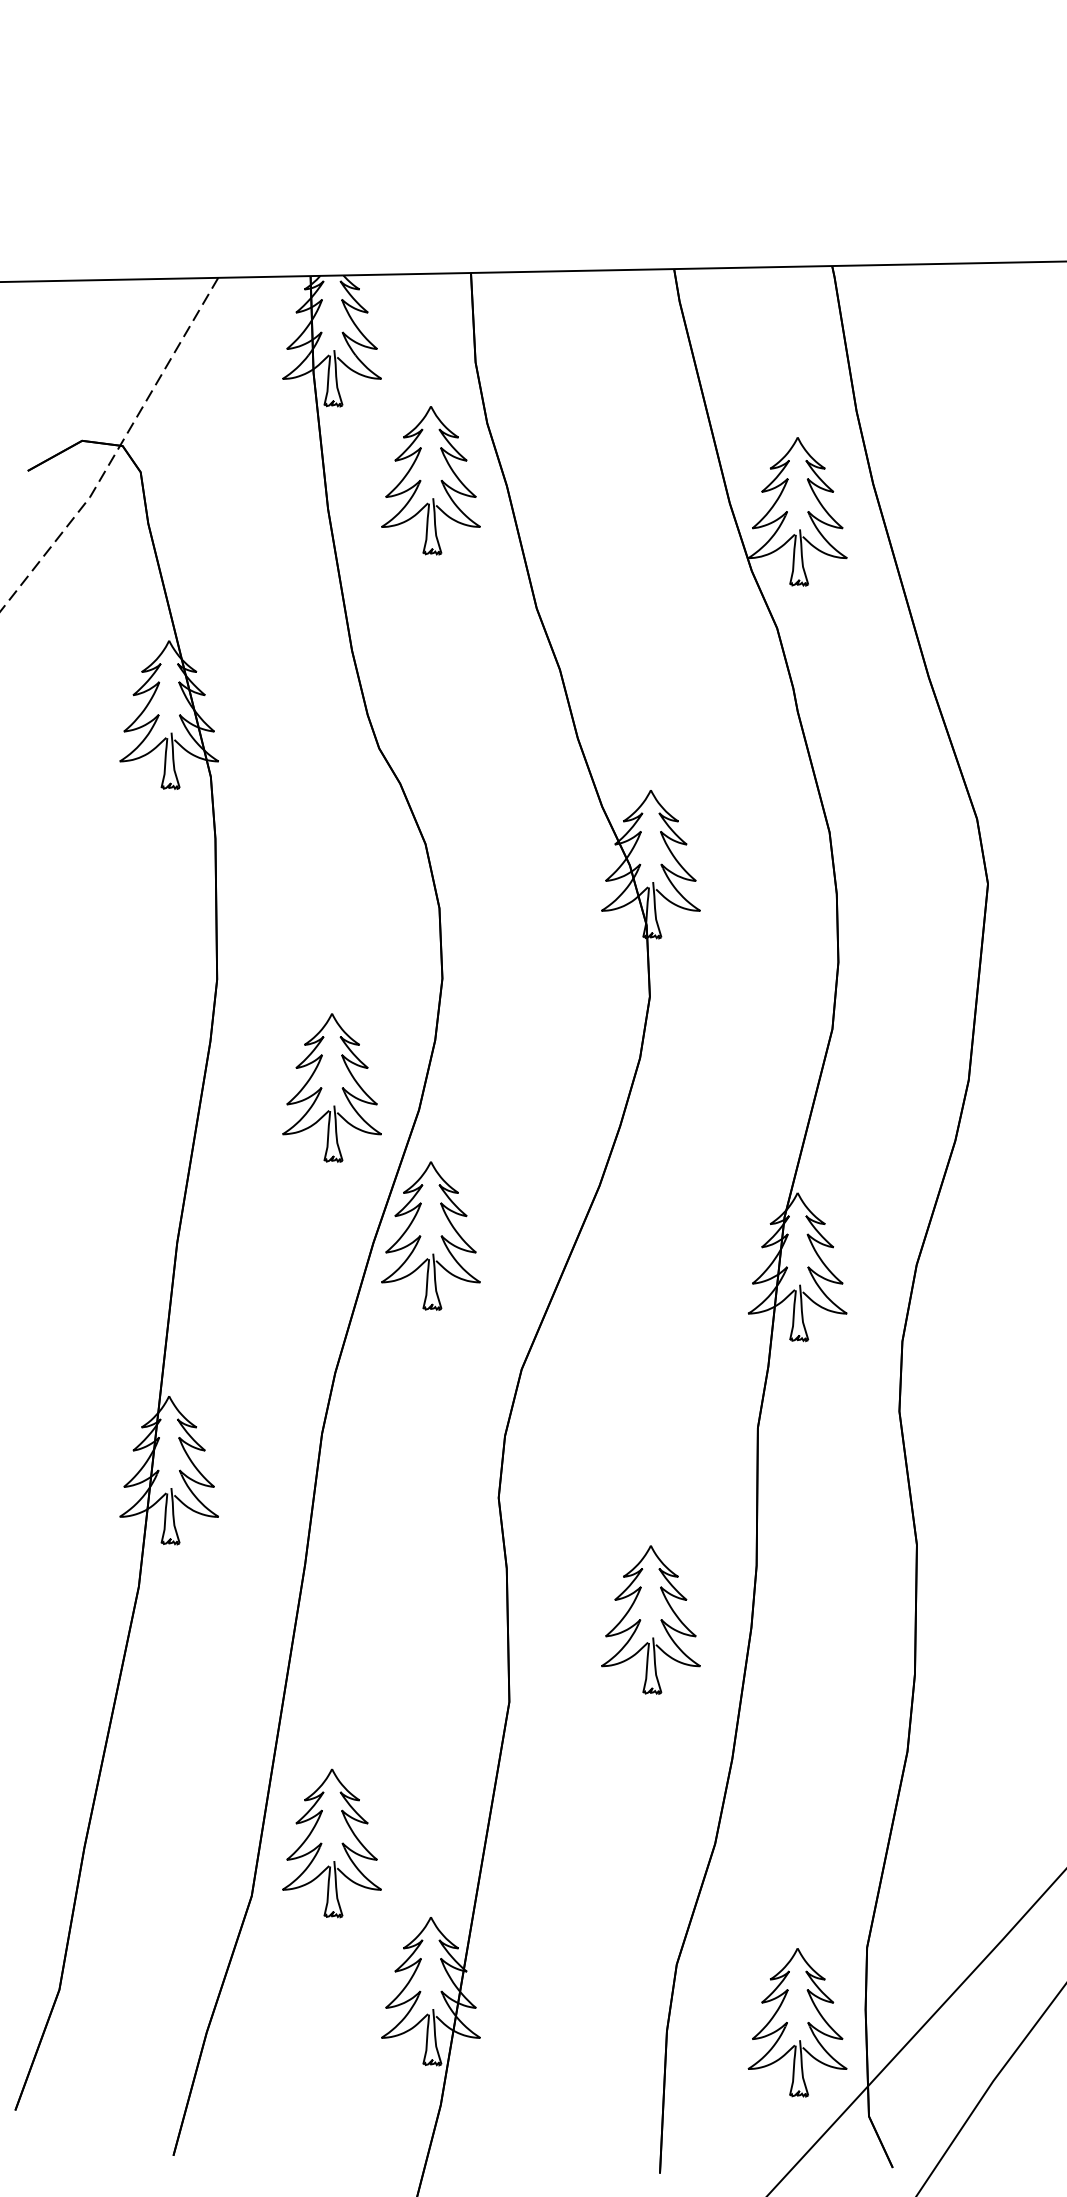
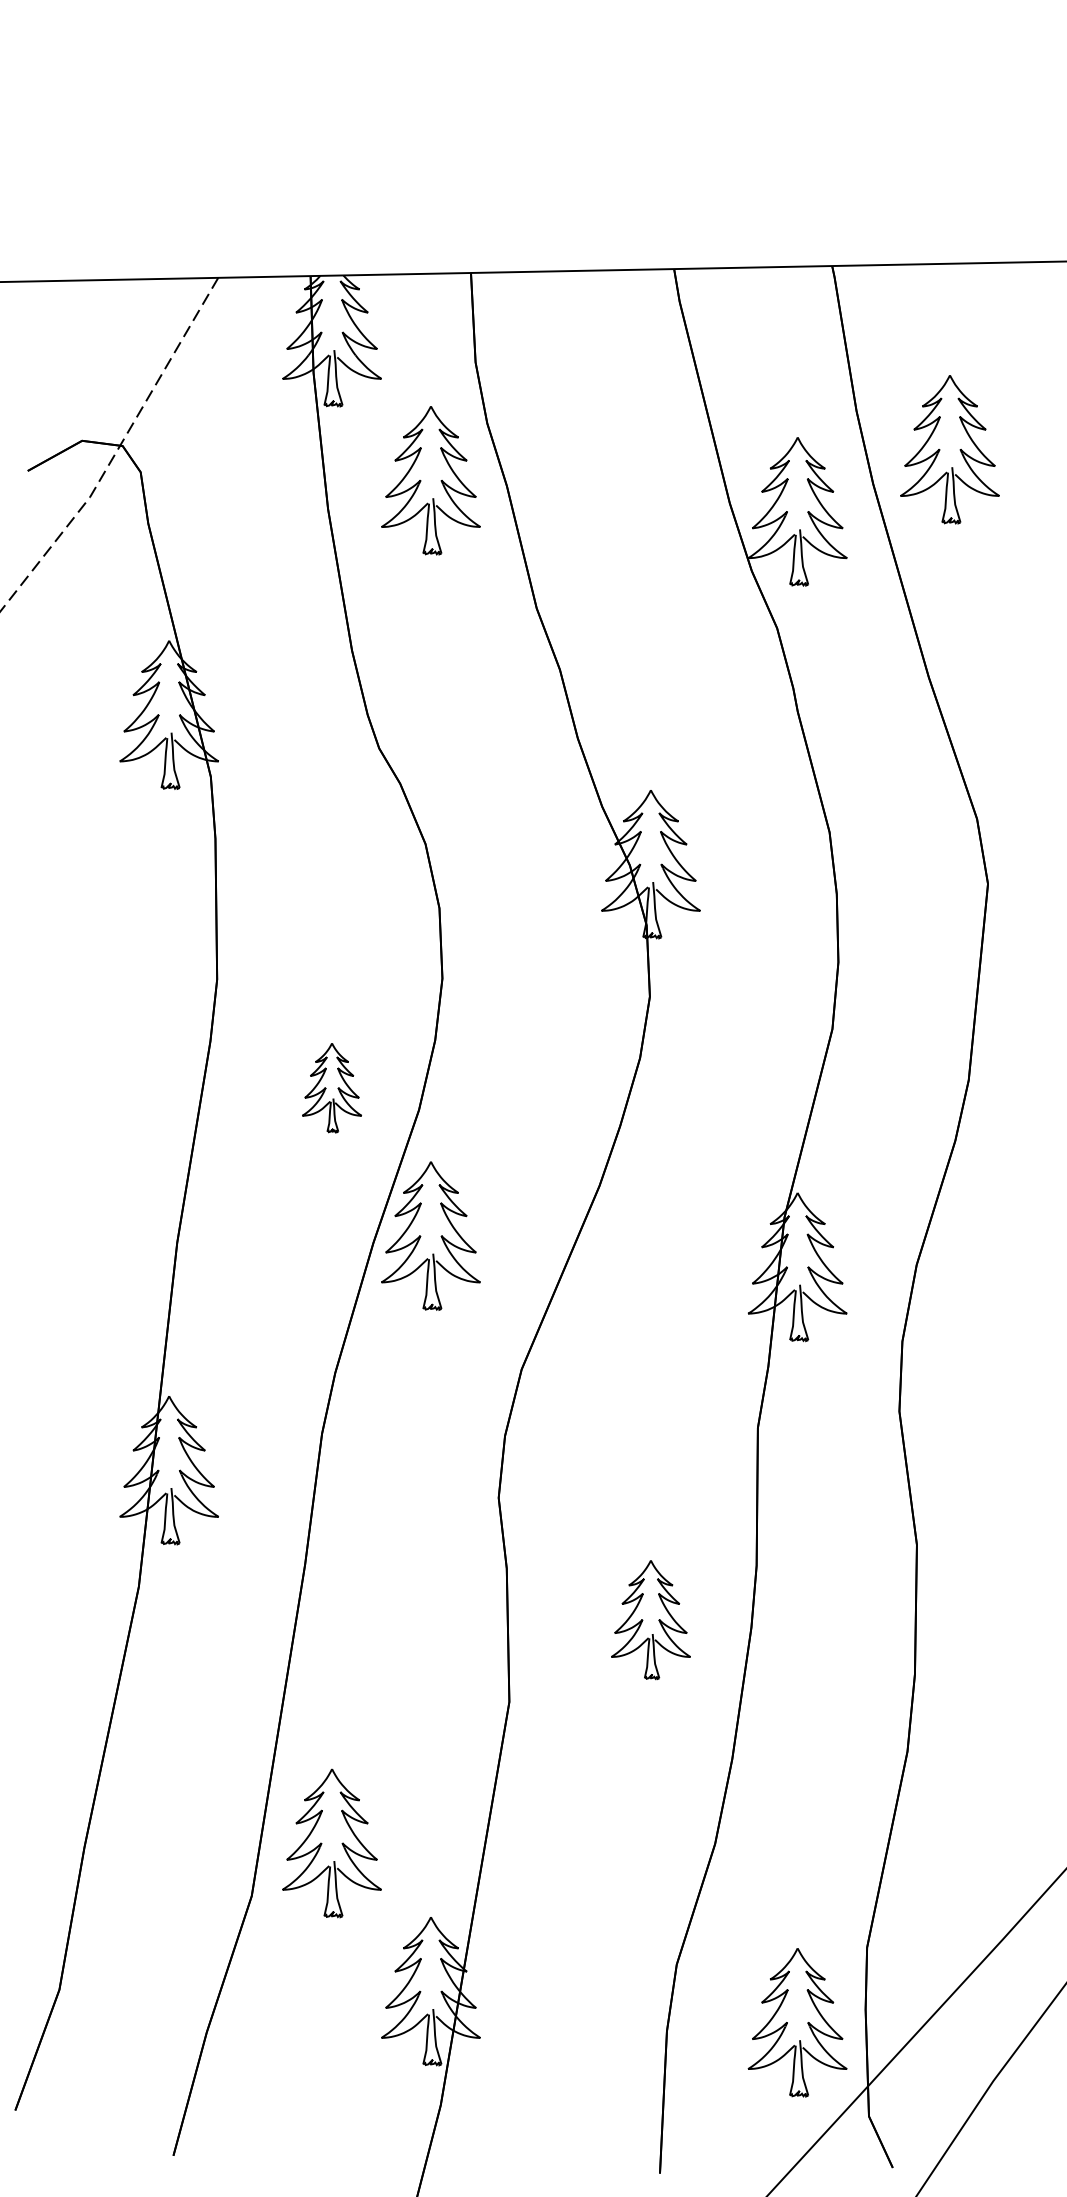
part: none -> present (949, 449)
part size: 100x150 px -> 60x91 px (331, 1088)
part size: 100x150 px -> 80x121 px (650, 1620)
